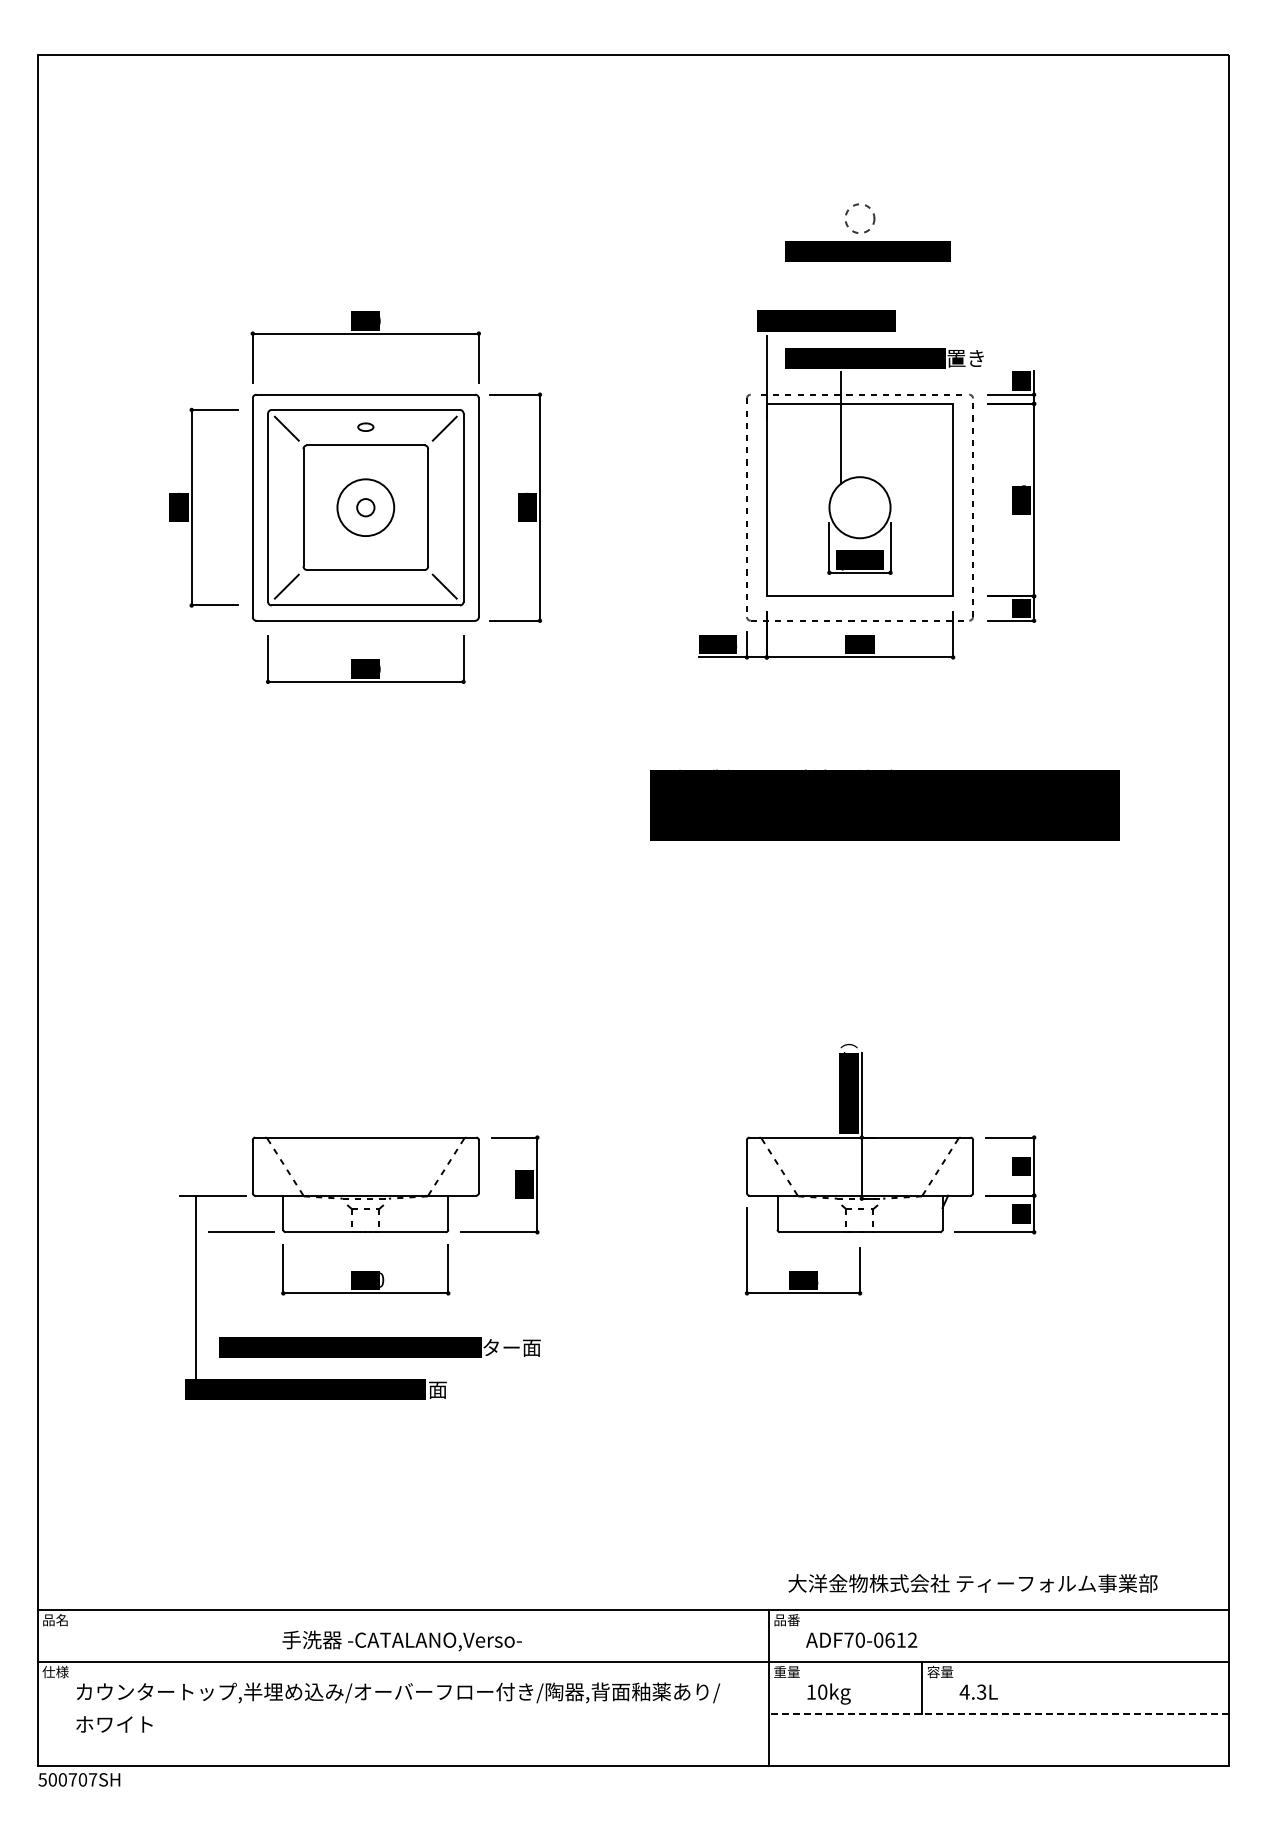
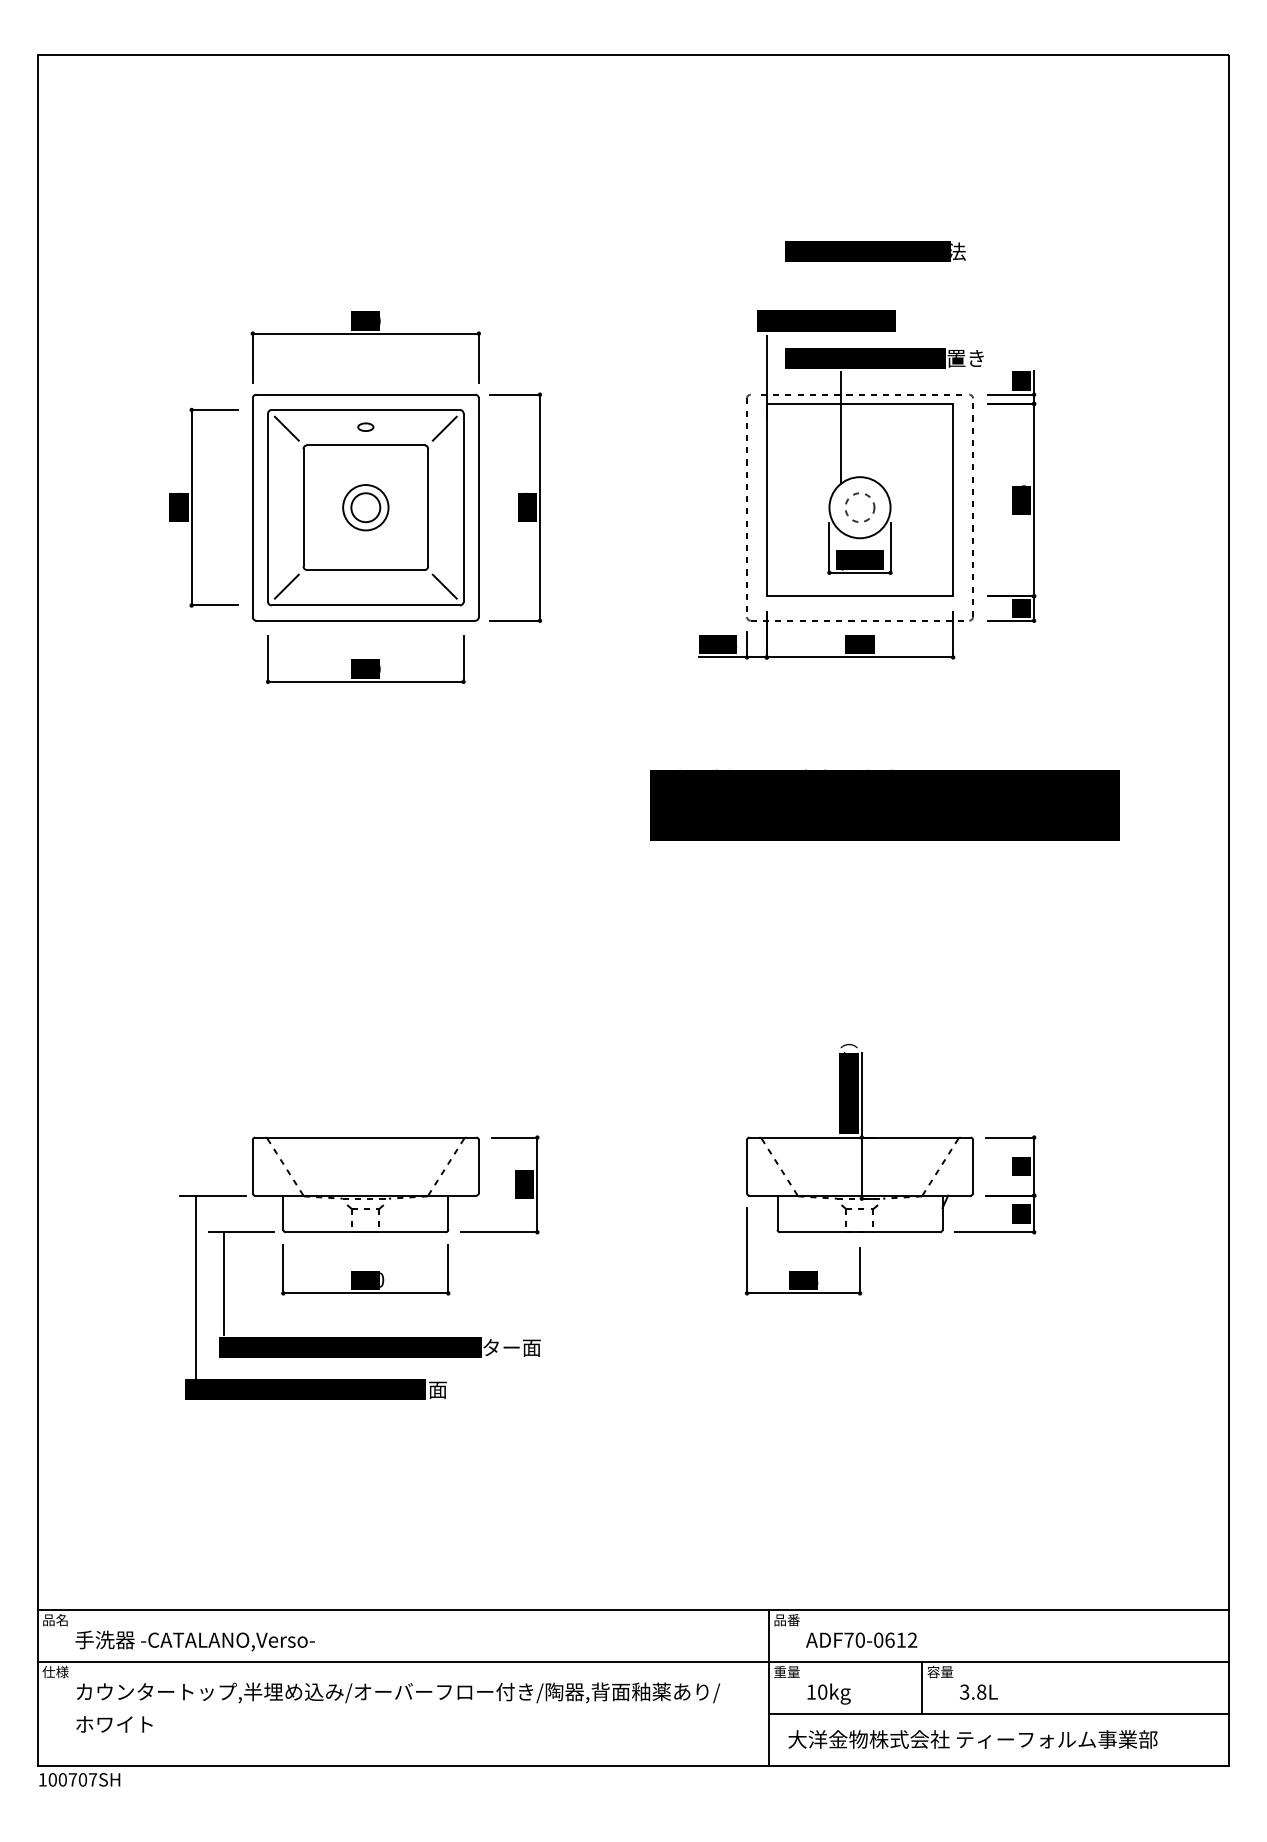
circle position: (860, 218) -> (860, 507) (860, 507)
text: 半埋め込み置き -> カウンター切込寸法 (958, 251)
circle diameter: 17 px -> 29 px (365, 507)
circle diameter: 57 px -> 45 px (365, 507)
line: none -> present (224, 1283)
text position: (972, 1583) -> (972, 1739) (972, 1739)
text position: (401, 1640) -> (194, 1640) (194, 1640)
text: 4.3L -> 3.8L (972, 1691)
line: dashed -> solid (998, 1714)
text: 500707SH -> 100707SH (42, 1779)
